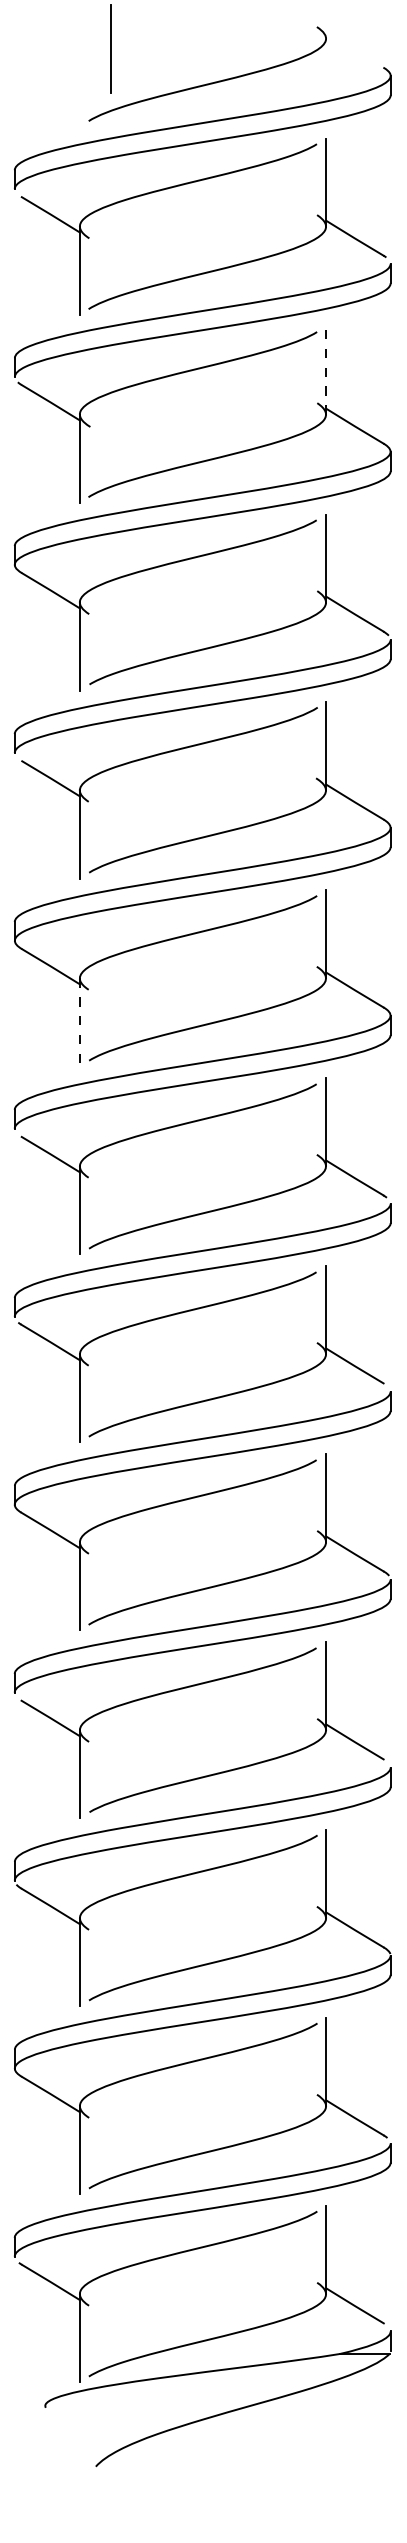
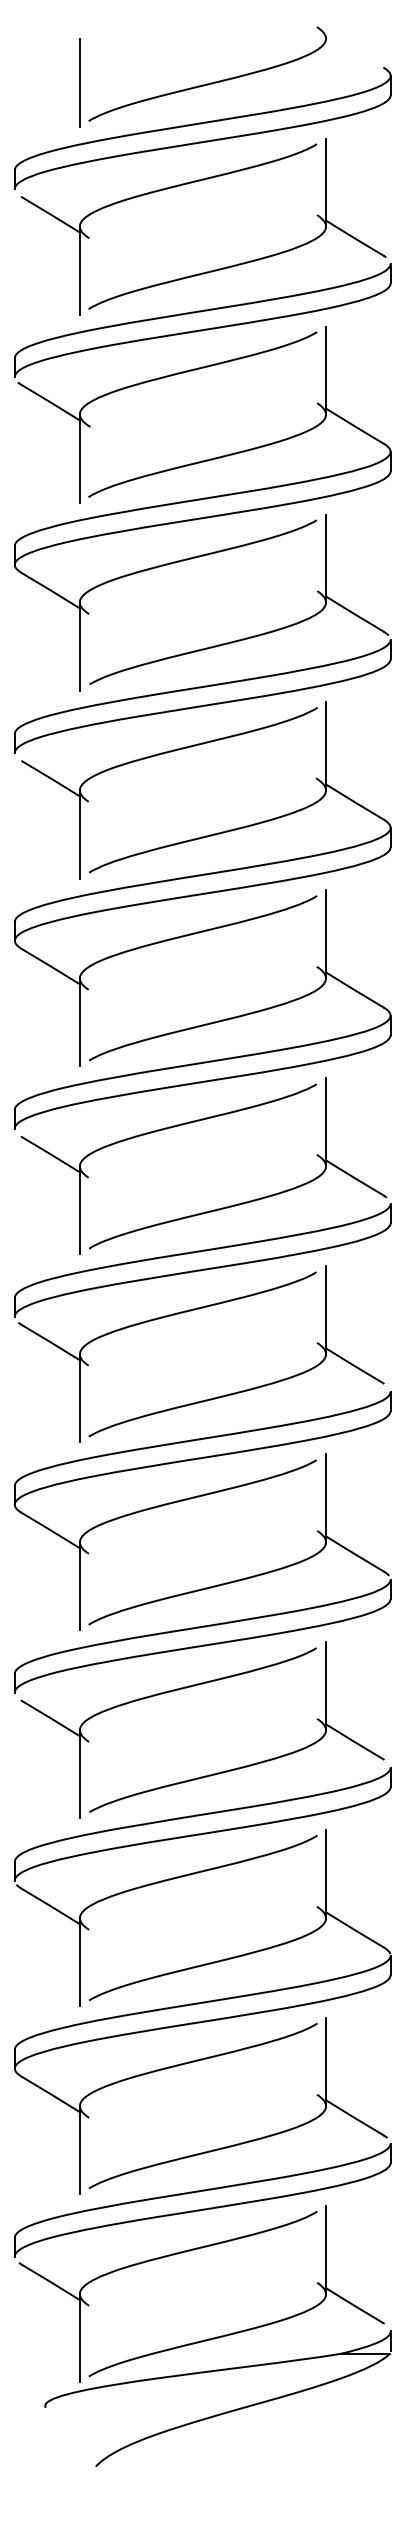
line position: (110, 48) -> (79, 82) (79, 82)
line: dashed -> solid (326, 370)
line: dashed -> solid (79, 1022)
